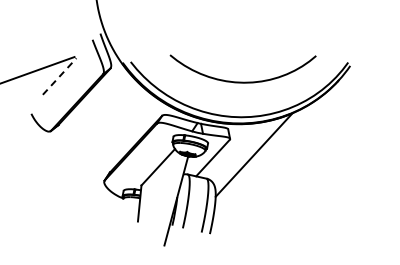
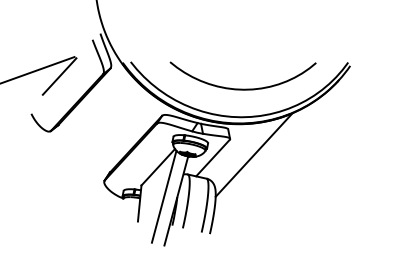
line: dashed -> solid (59, 76)
curve position: (242, 81) -> (242, 88) (242, 88)
line: none -> present (163, 196)
